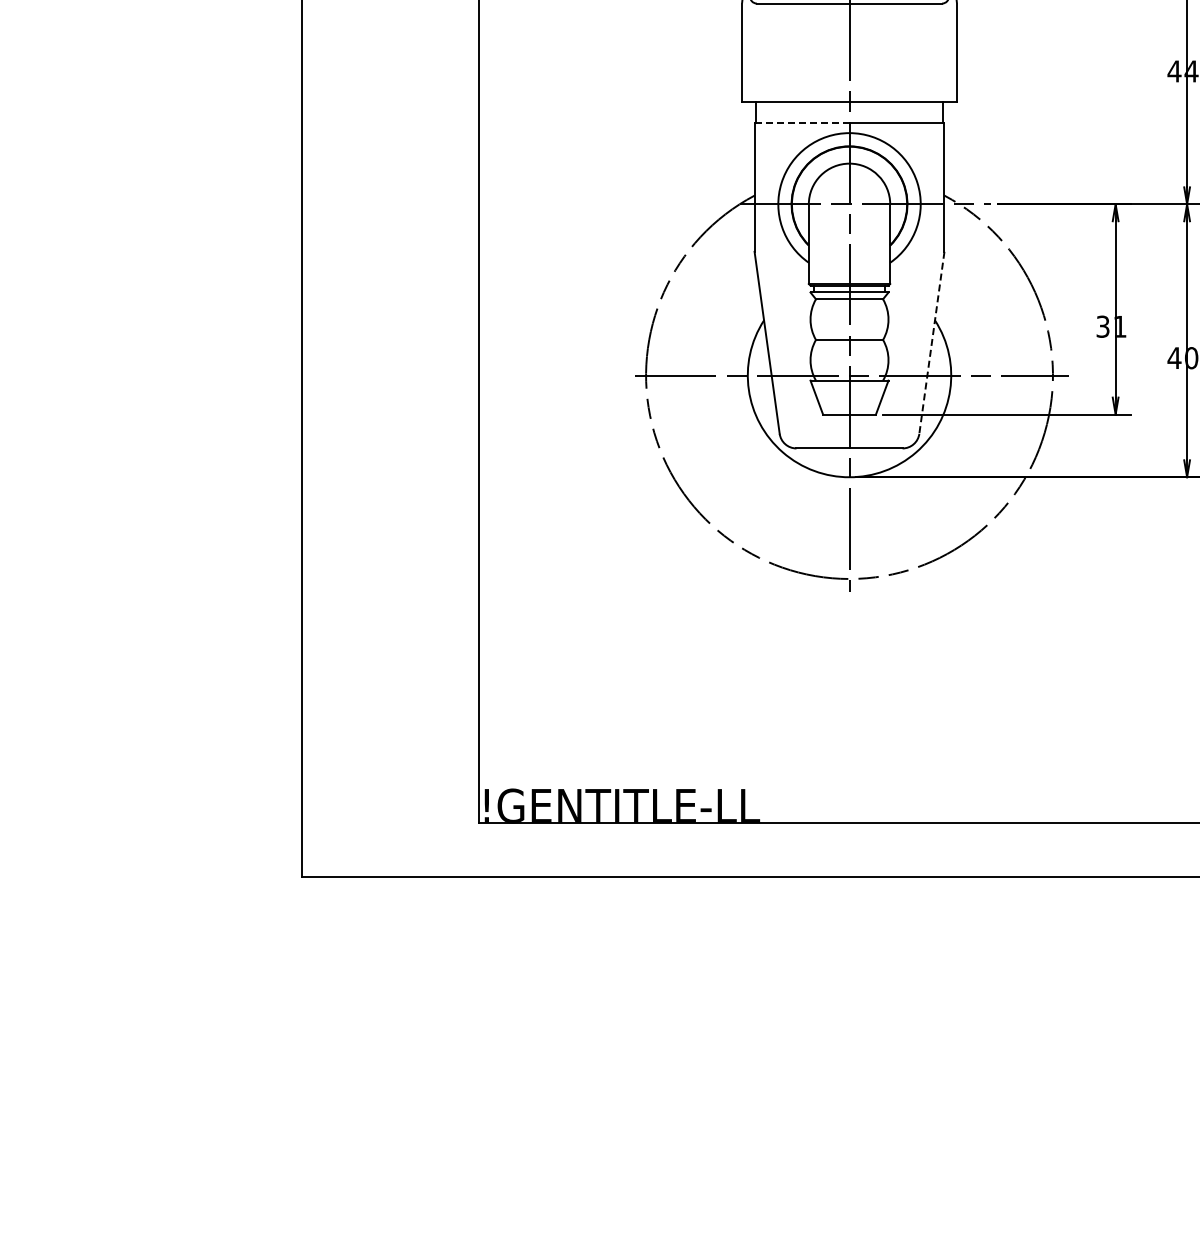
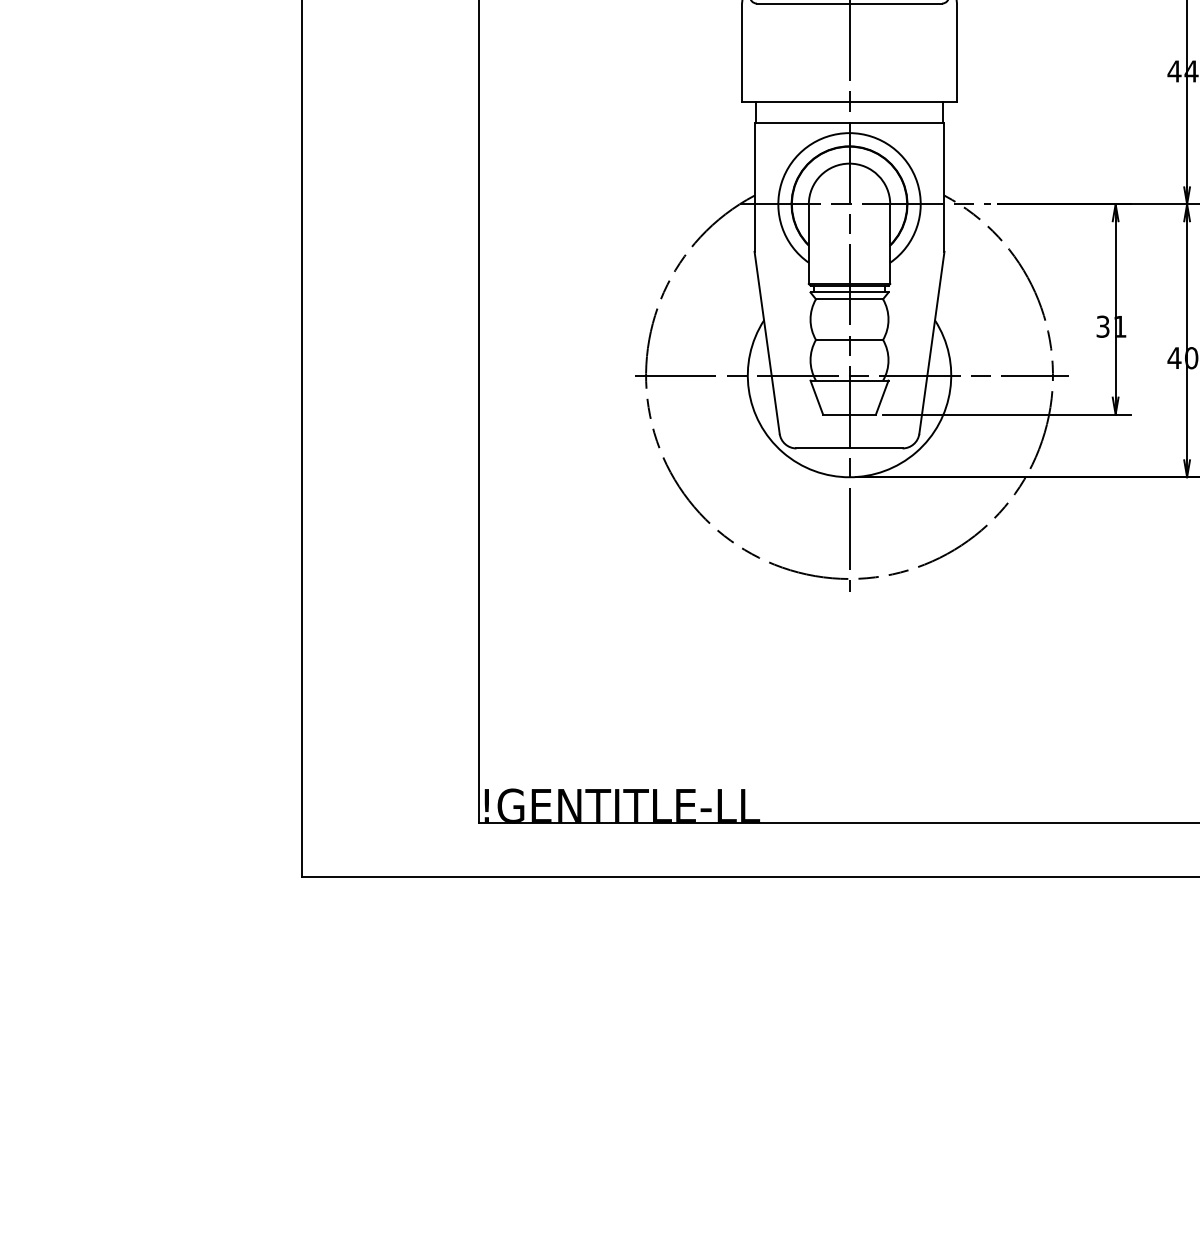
line: dashed -> solid (802, 122)
line: dashed -> solid (931, 342)
